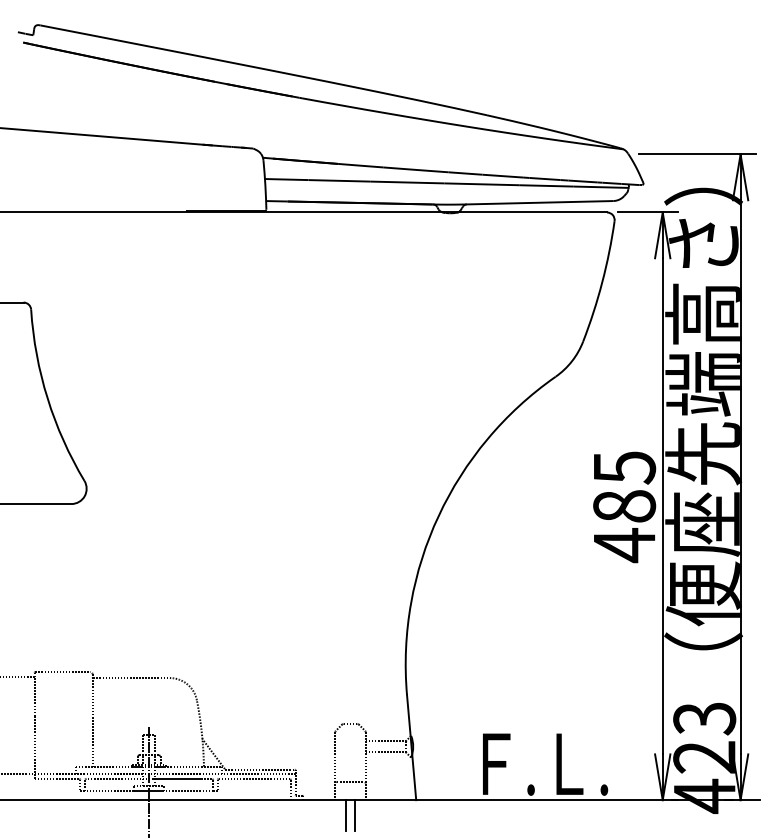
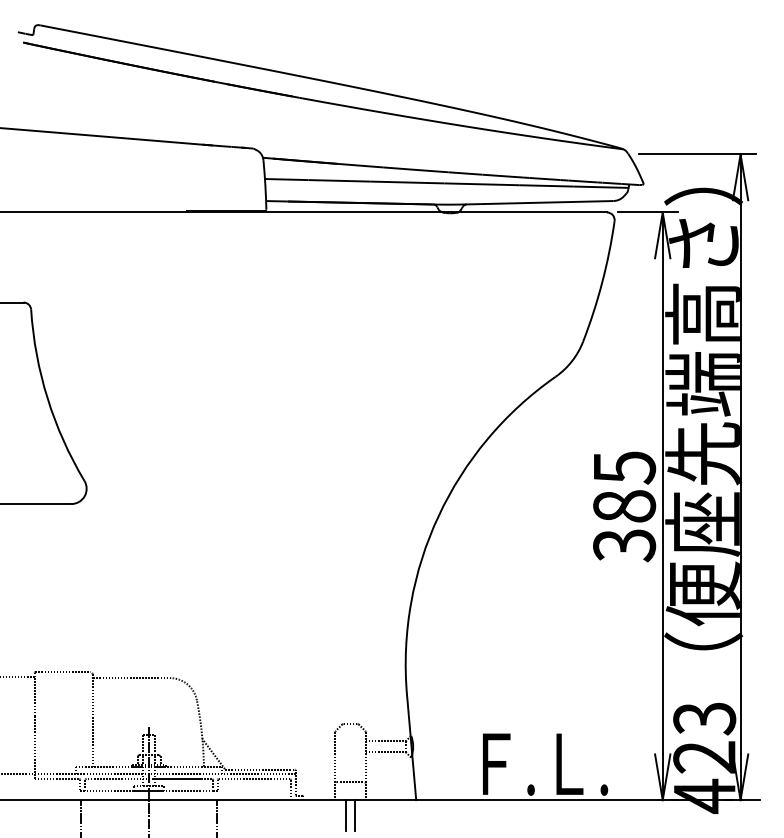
text: 485 -> 385 (624, 545)
line: none -> present (81, 817)
line: none -> present (217, 817)
